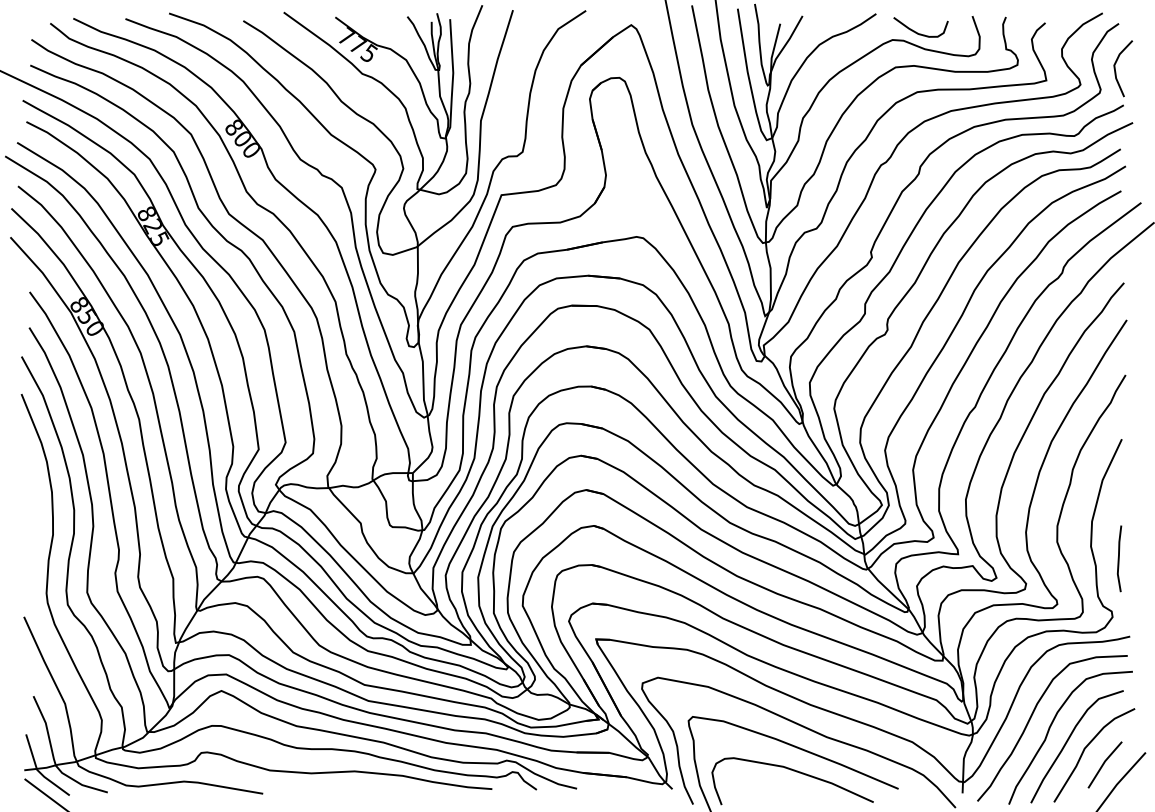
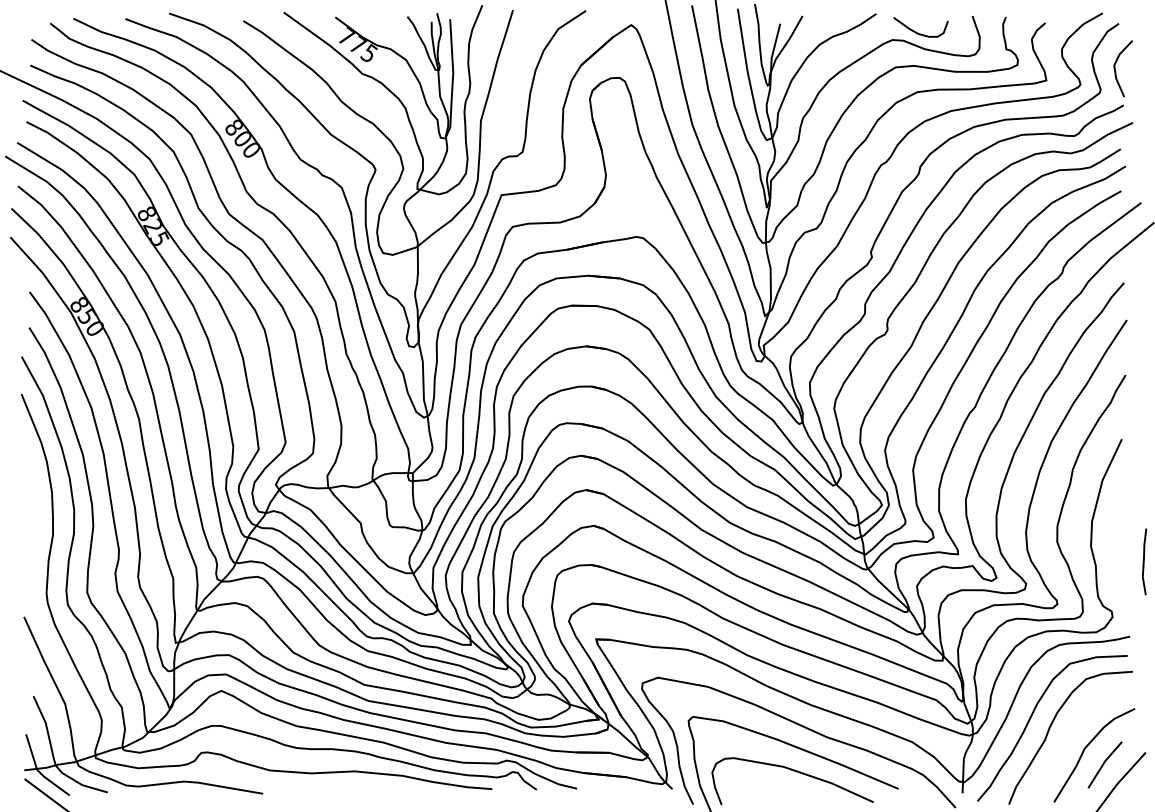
line position: (1119, 558) -> (1144, 561) (1144, 561)
curve: present -> none (1068, 741)
